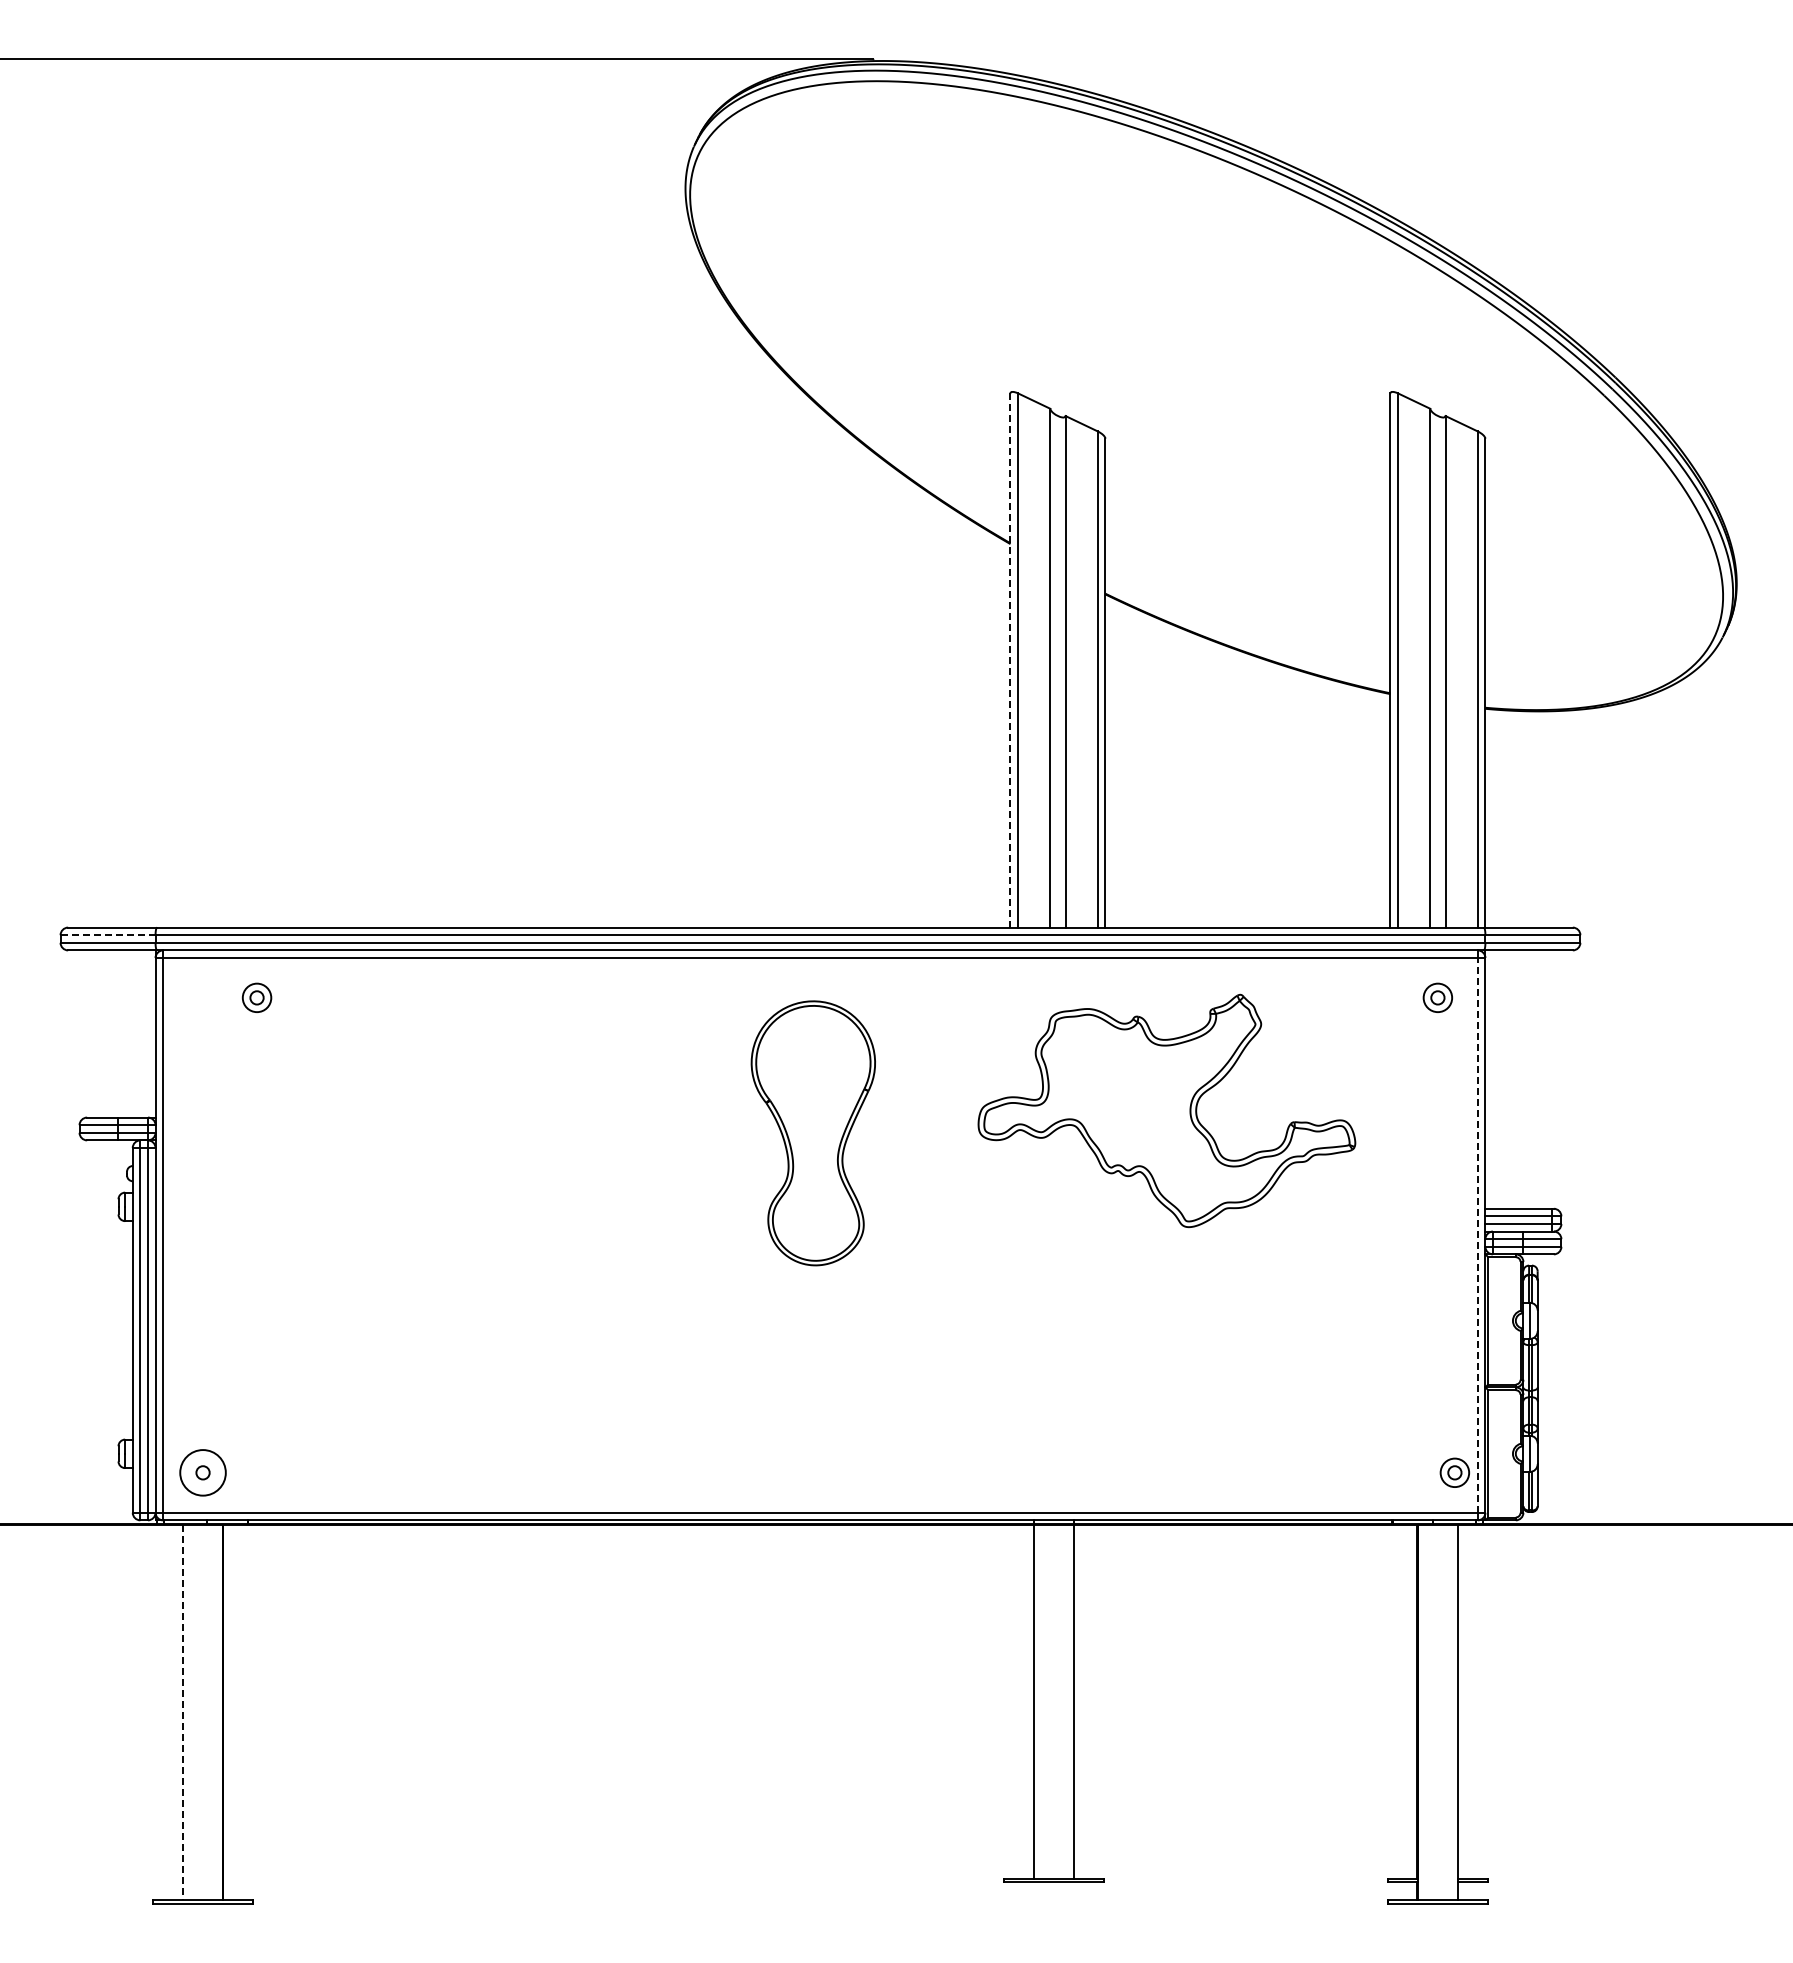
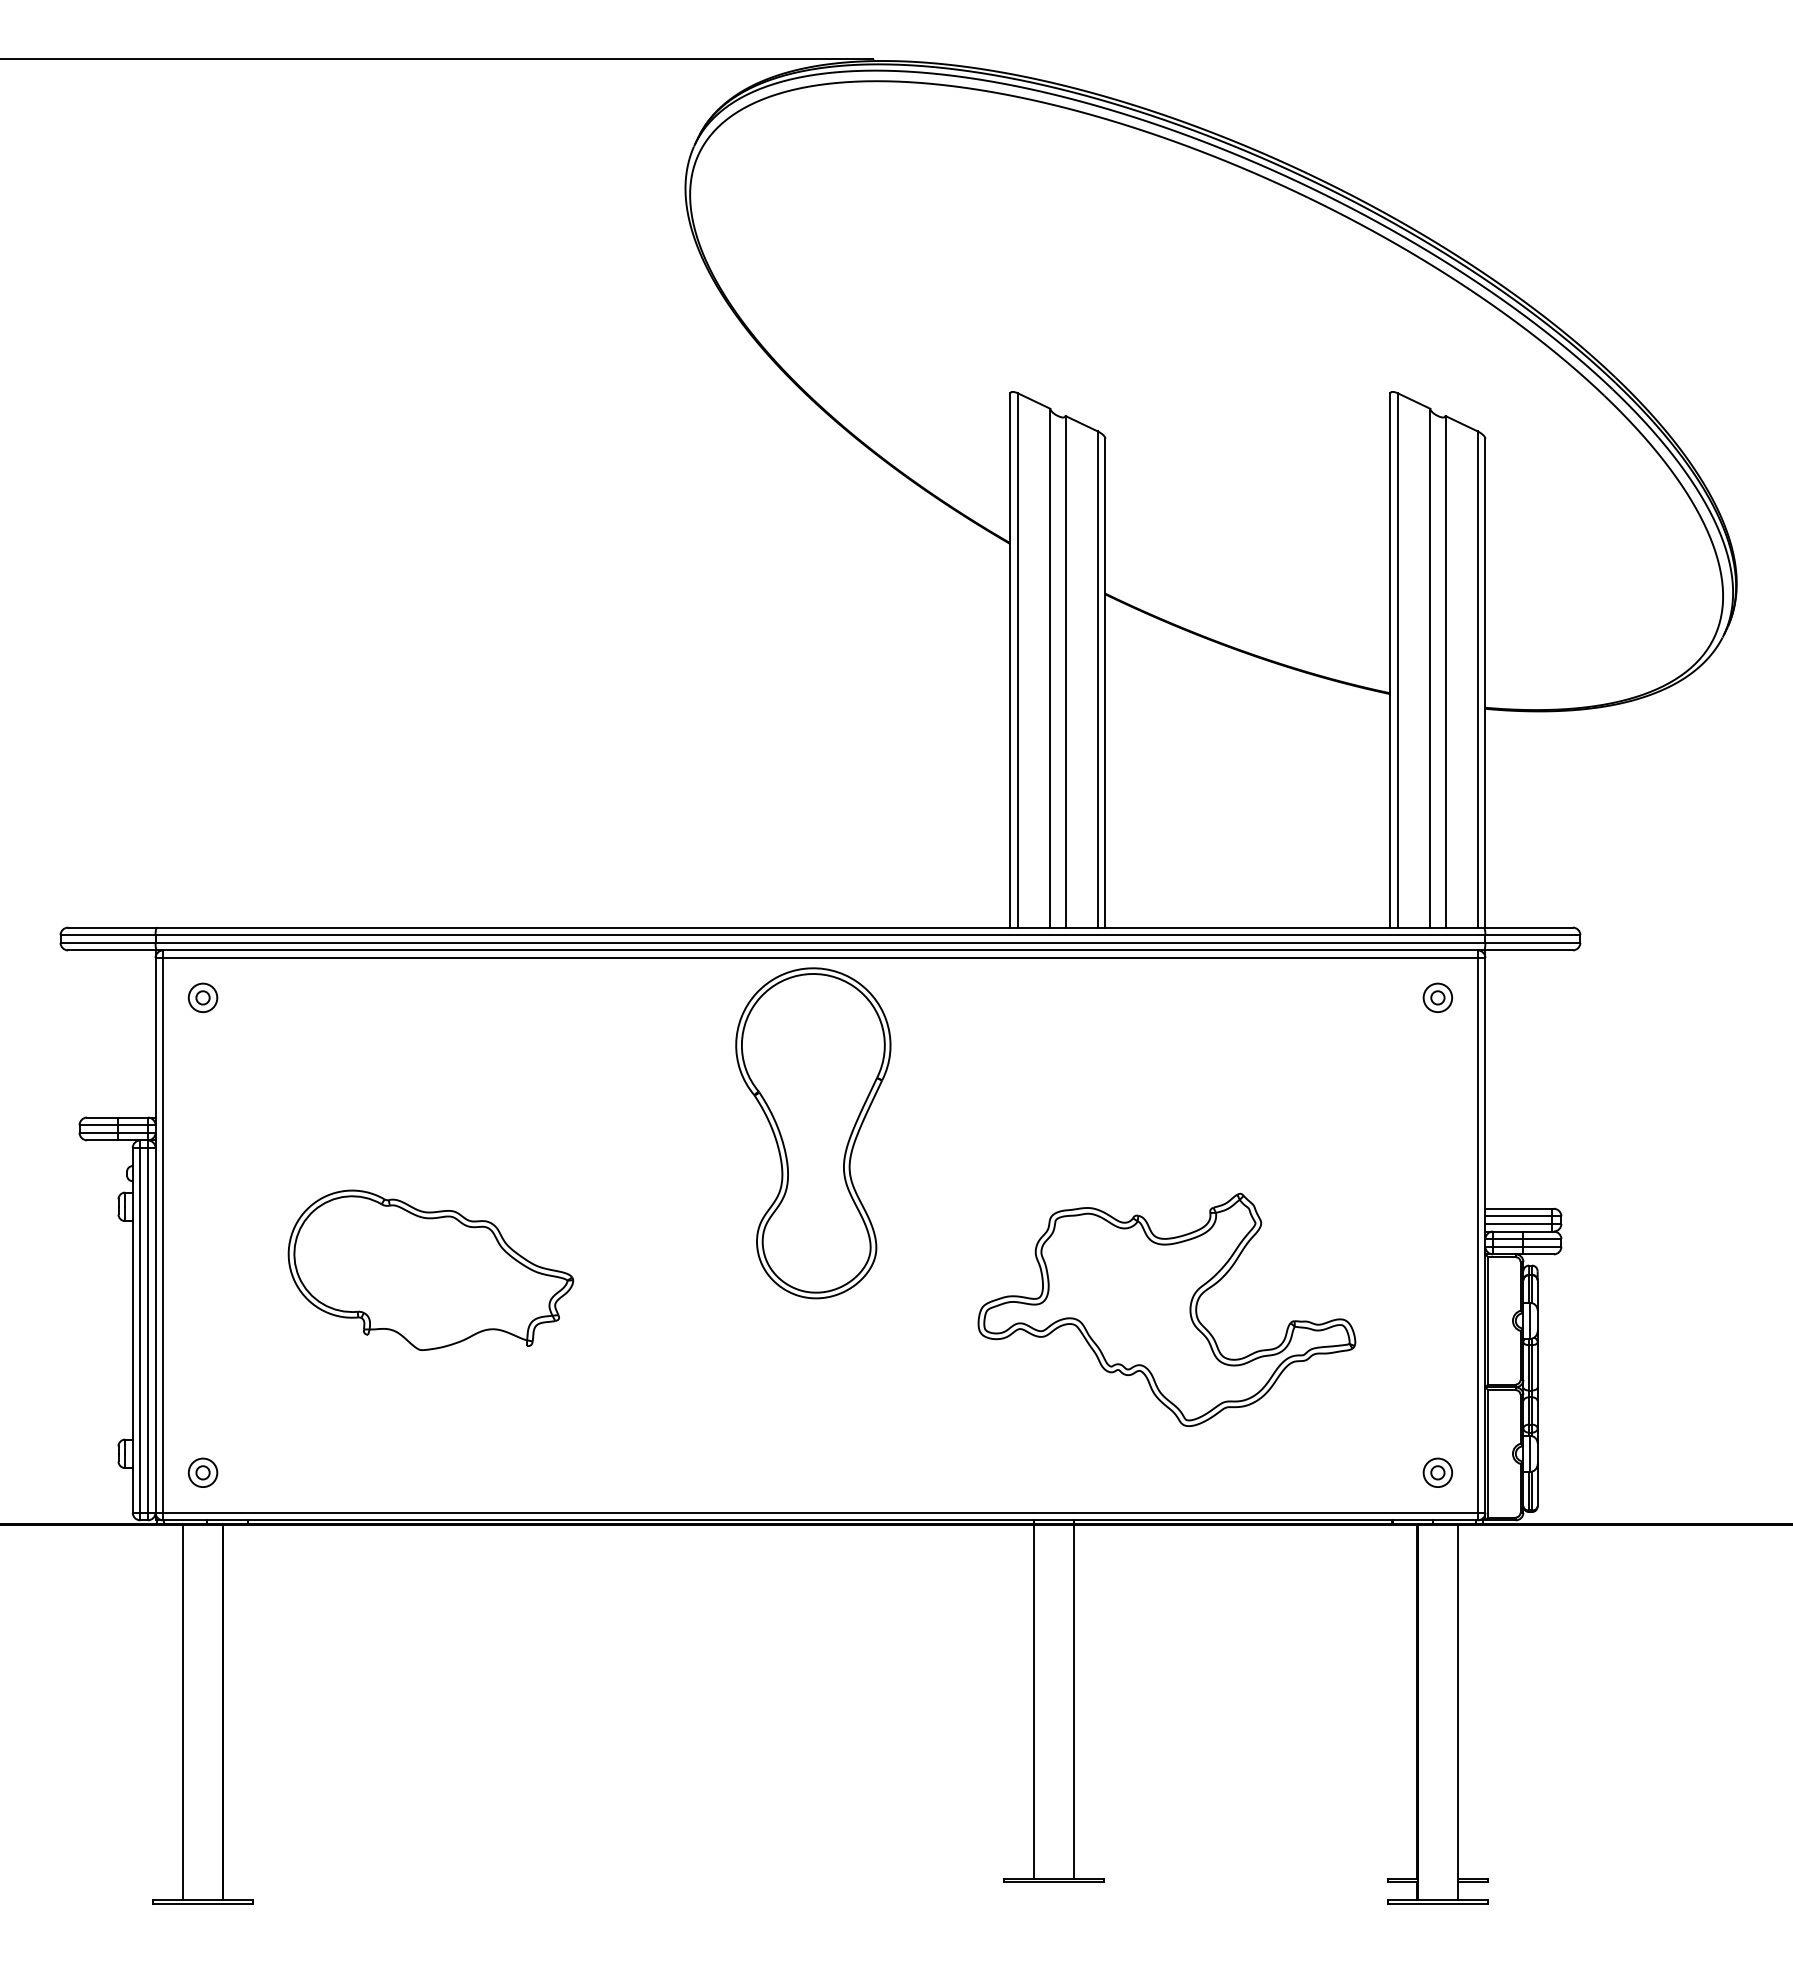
line: dashed -> solid (1010, 661)
line: dashed -> solid (107, 935)
part position: (256, 997) -> (202, 997) (202, 997)
part position: (1166, 1110) -> (1166, 1309) (1166, 1309)
part size: 126x267 px -> 157x333 px (813, 1133)
line: dashed -> solid (1477, 1234)
part: none -> present (430, 1269)
circle diameter: 46 px -> 28 px (202, 1472)
part position: (1454, 1472) -> (1437, 1472) (1437, 1472)
line: dashed -> solid (182, 1712)
